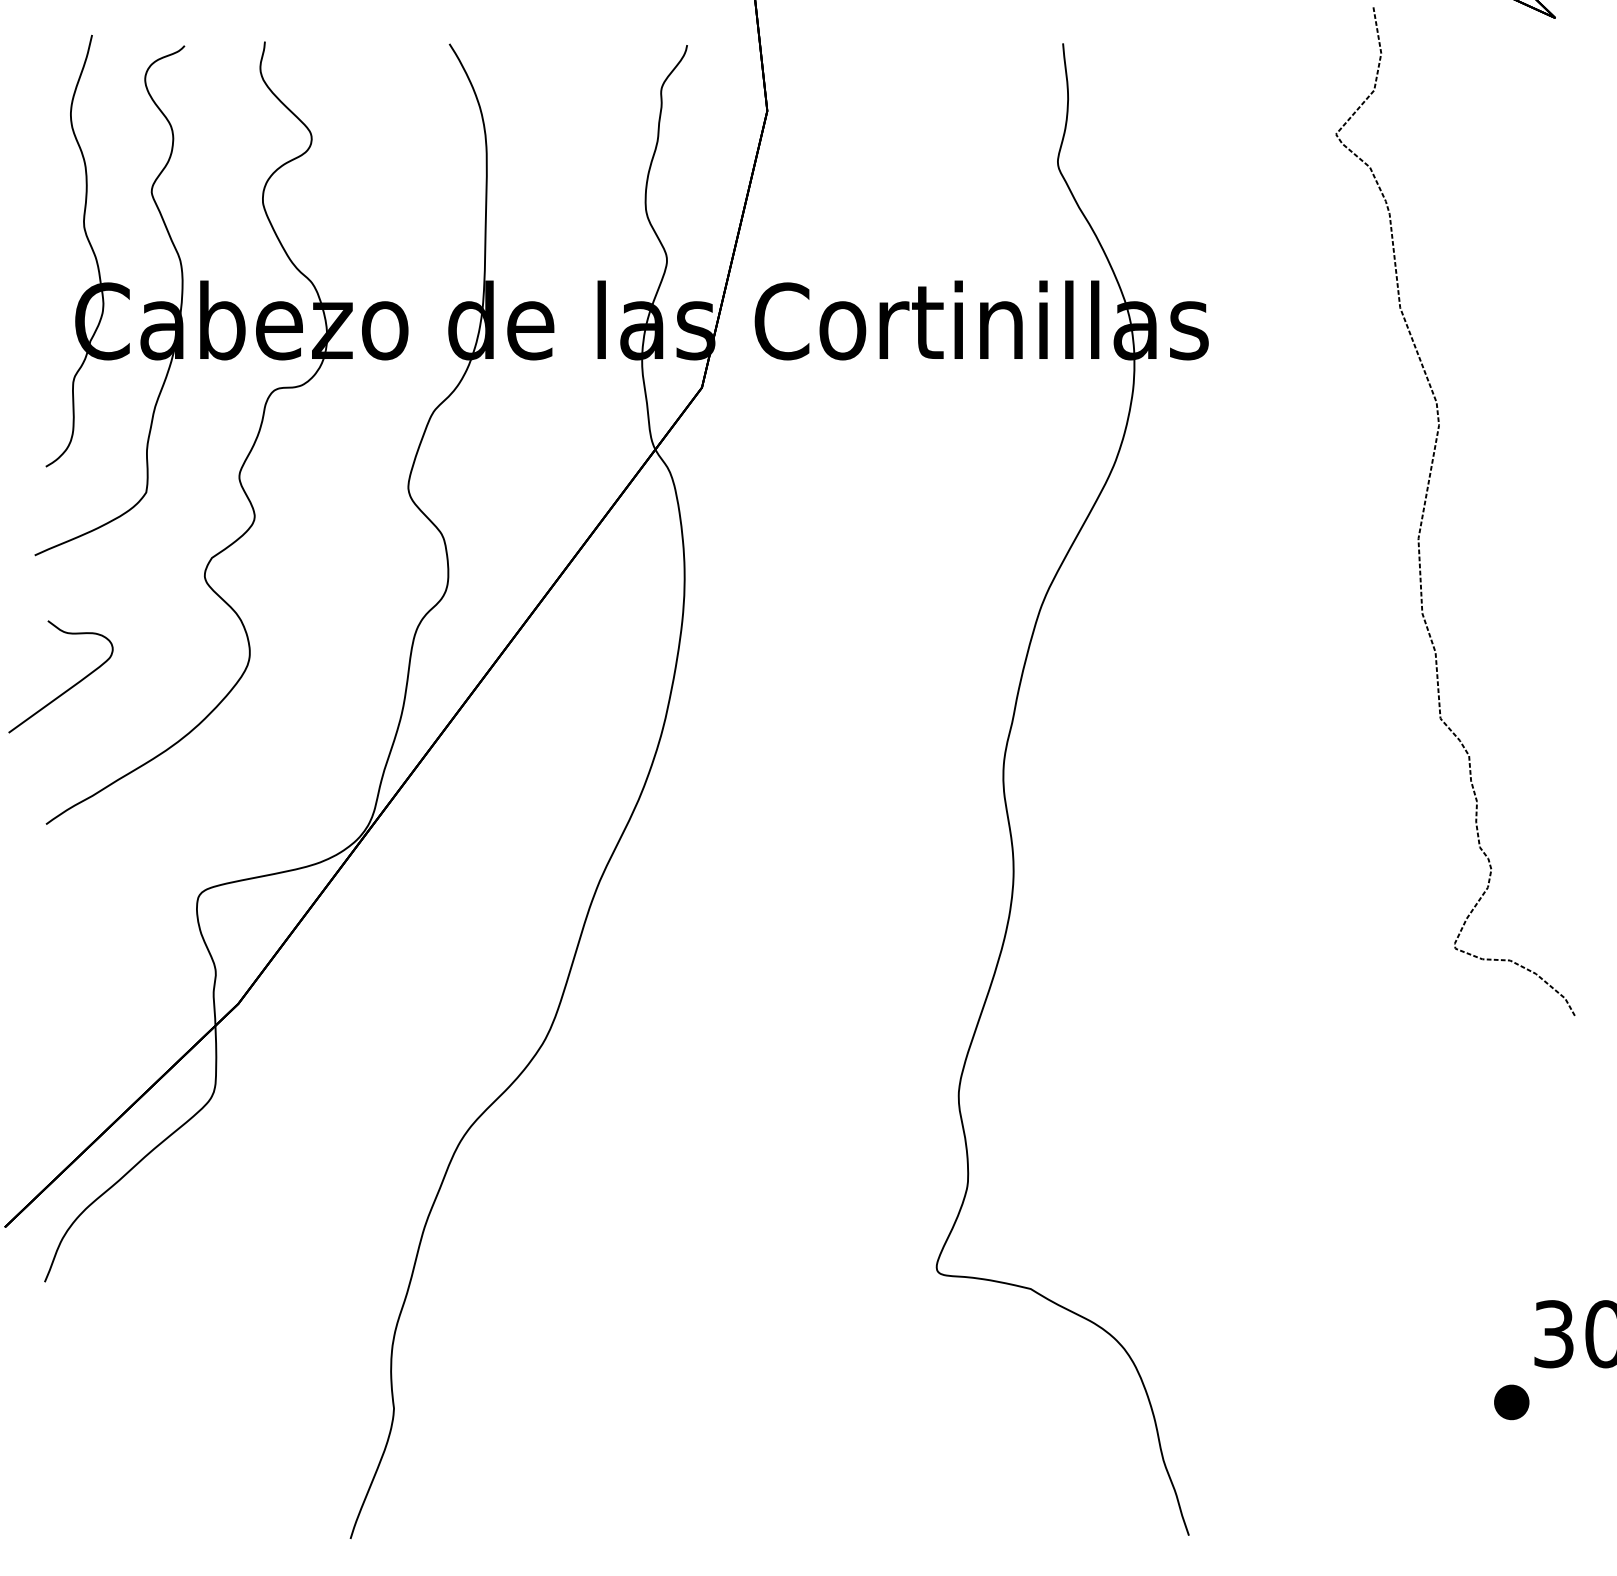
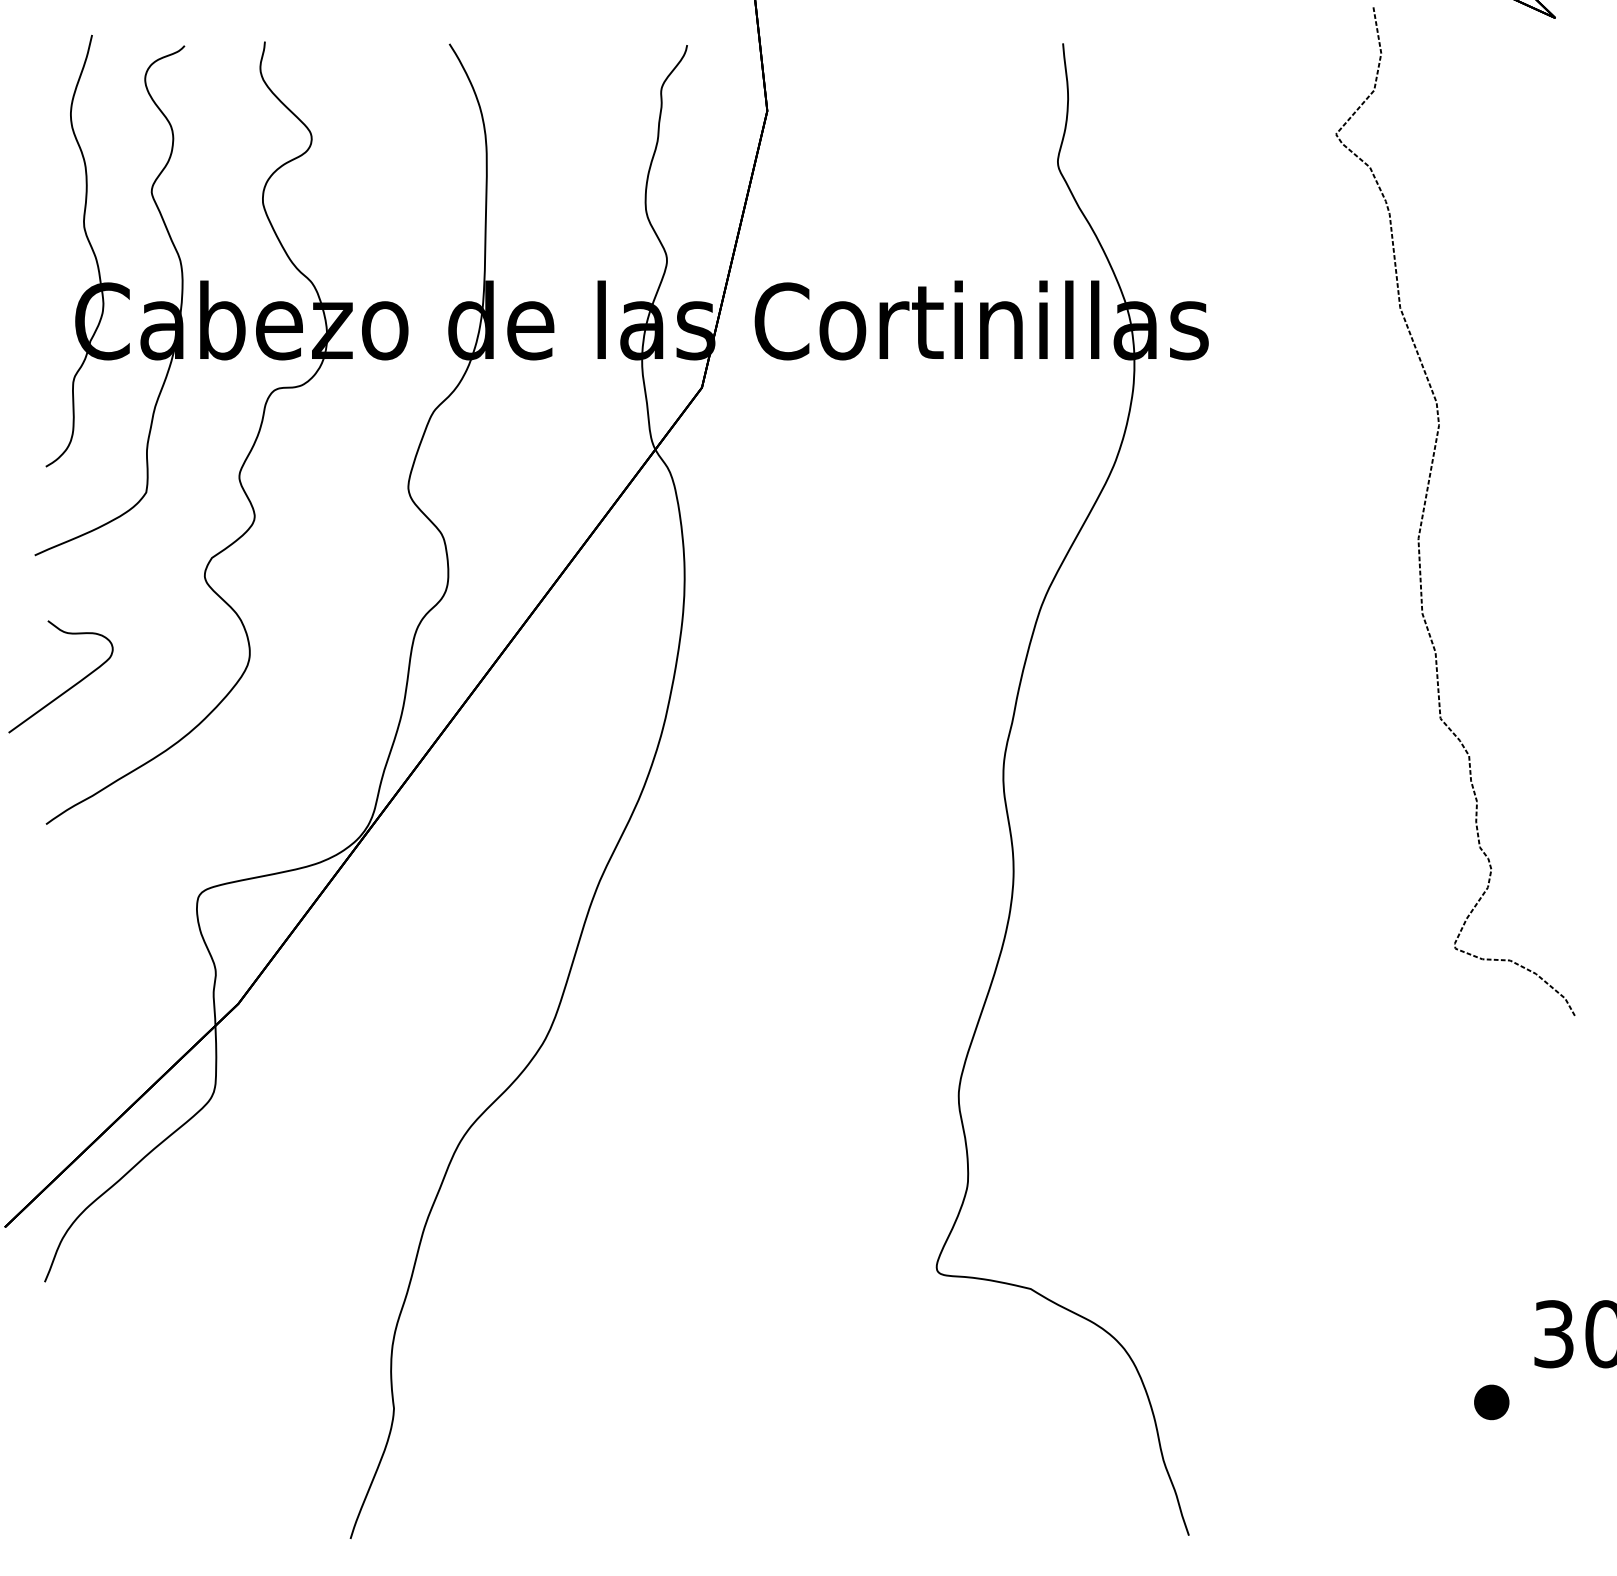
part position: (1511, 1402) -> (1491, 1402) (1491, 1402)
